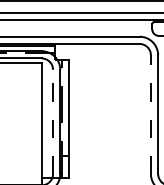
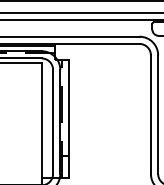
line: dashed -> solid (150, 114)
line: dashed -> solid (53, 121)
